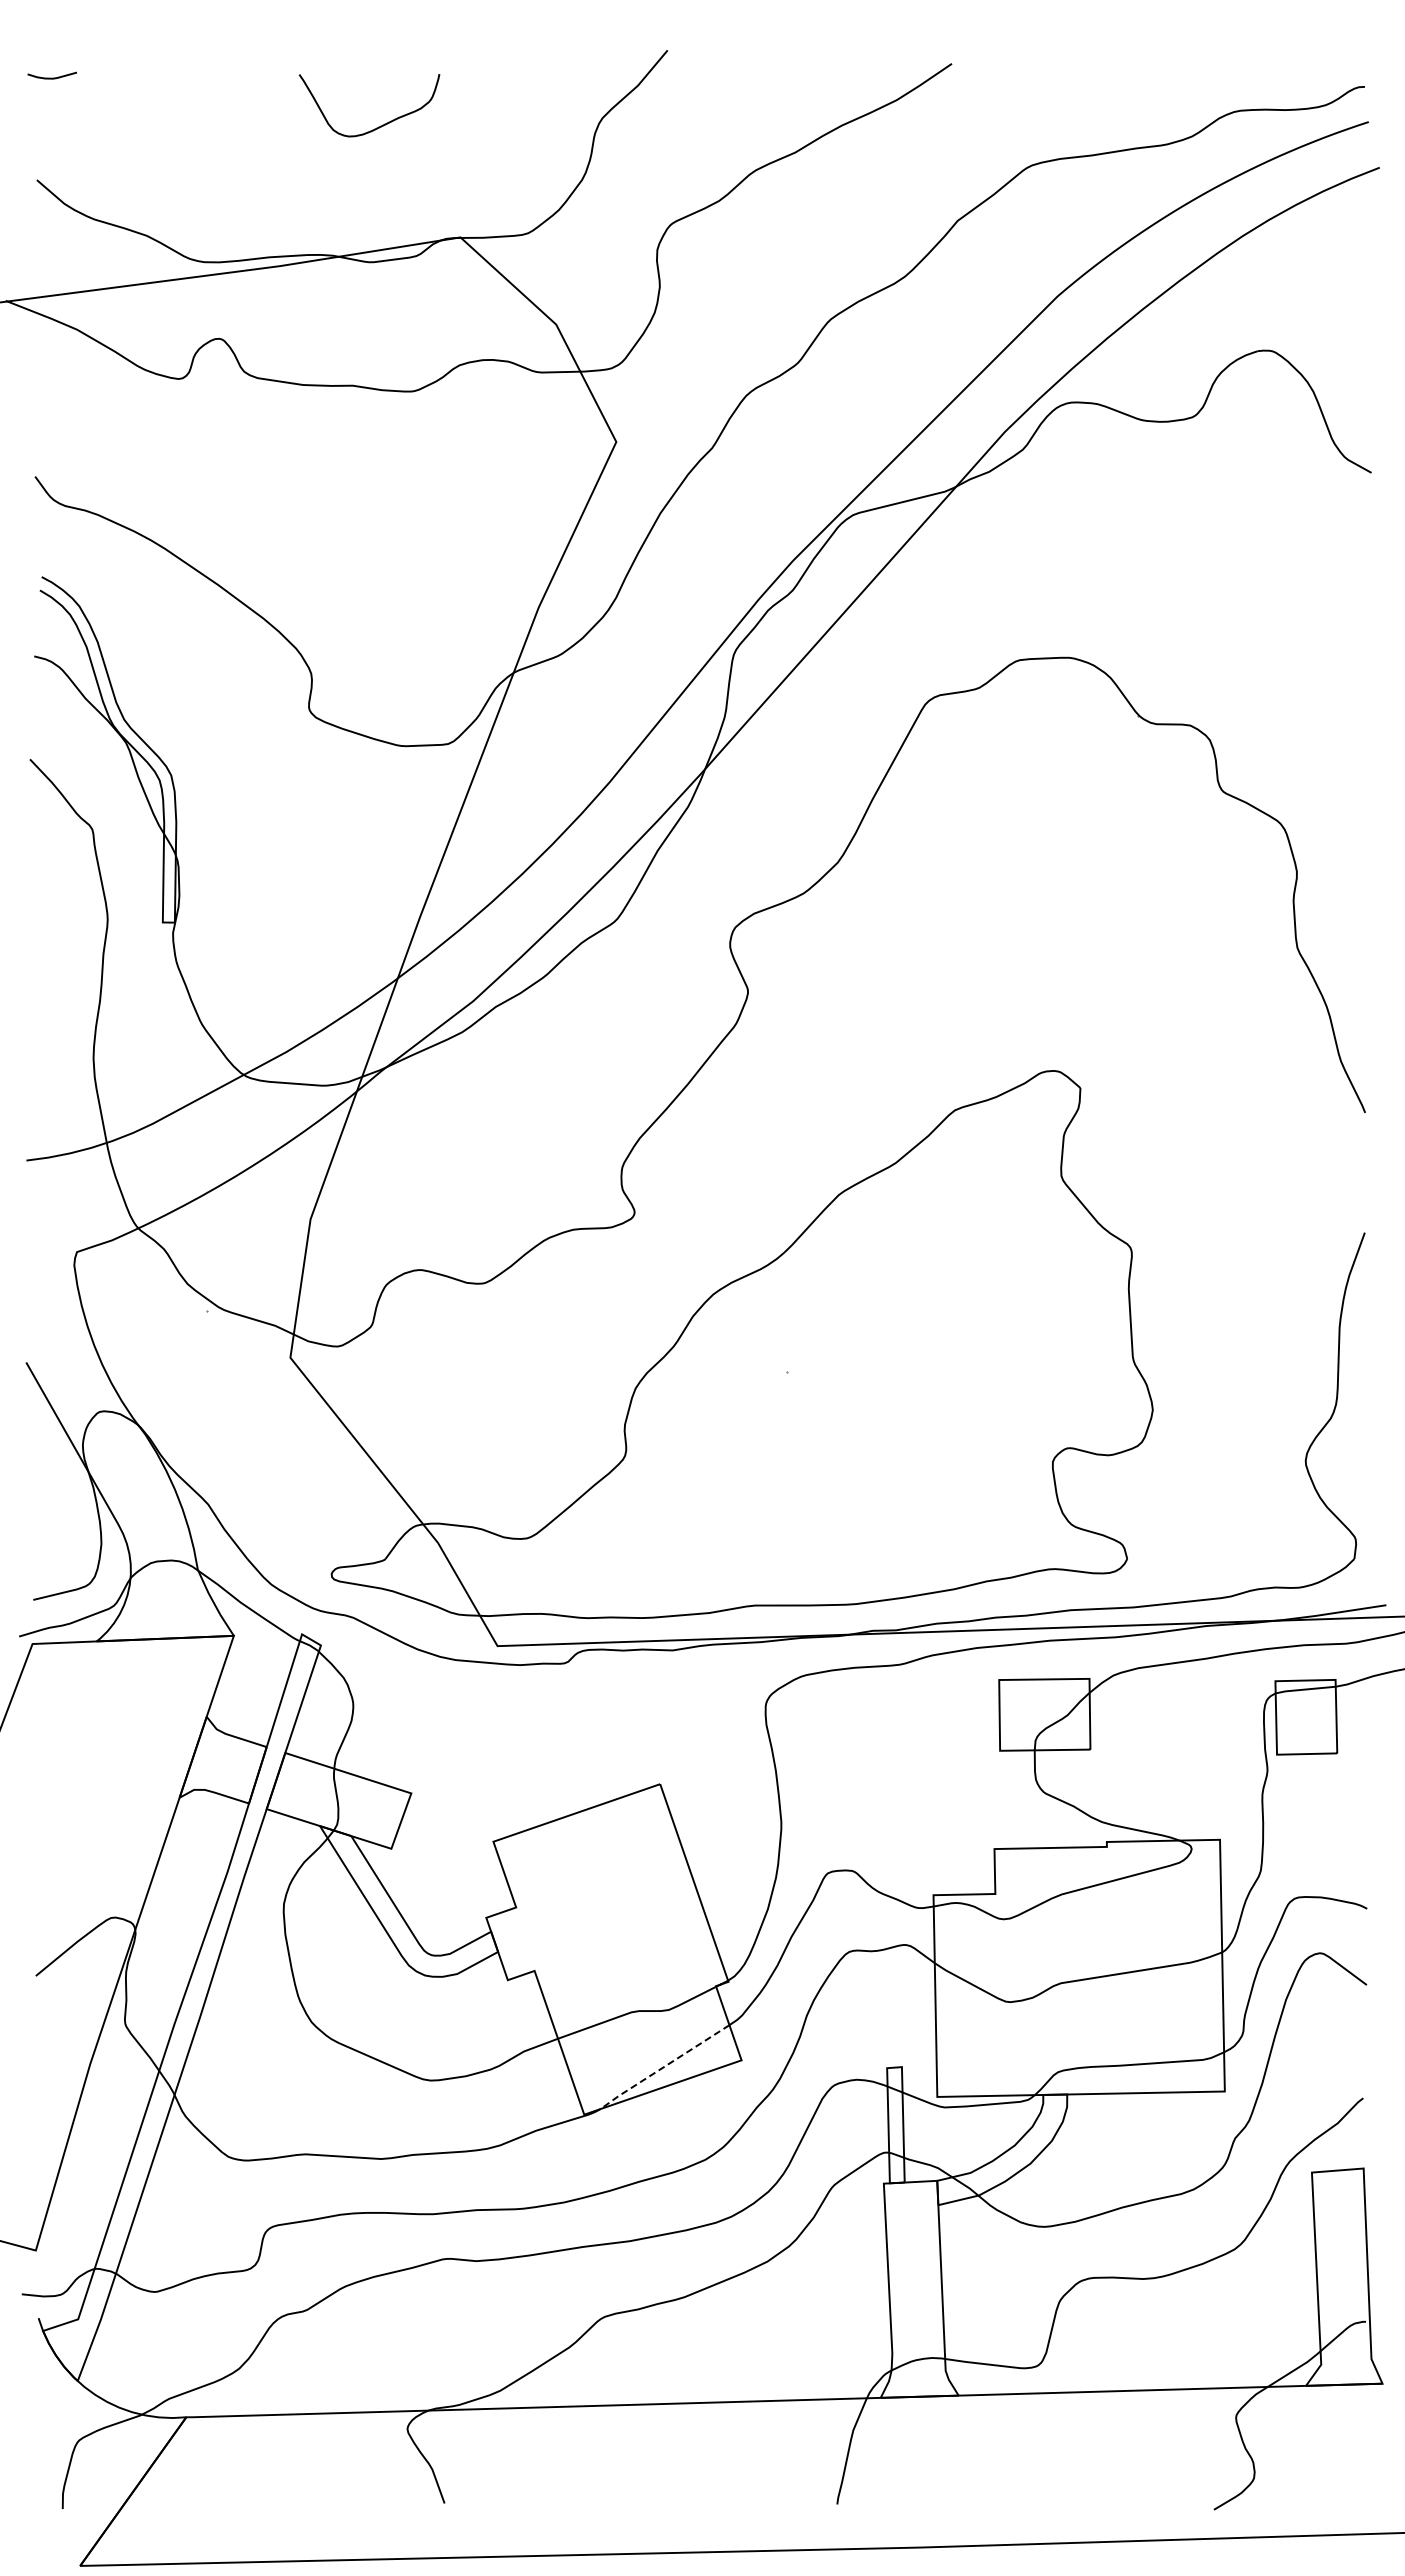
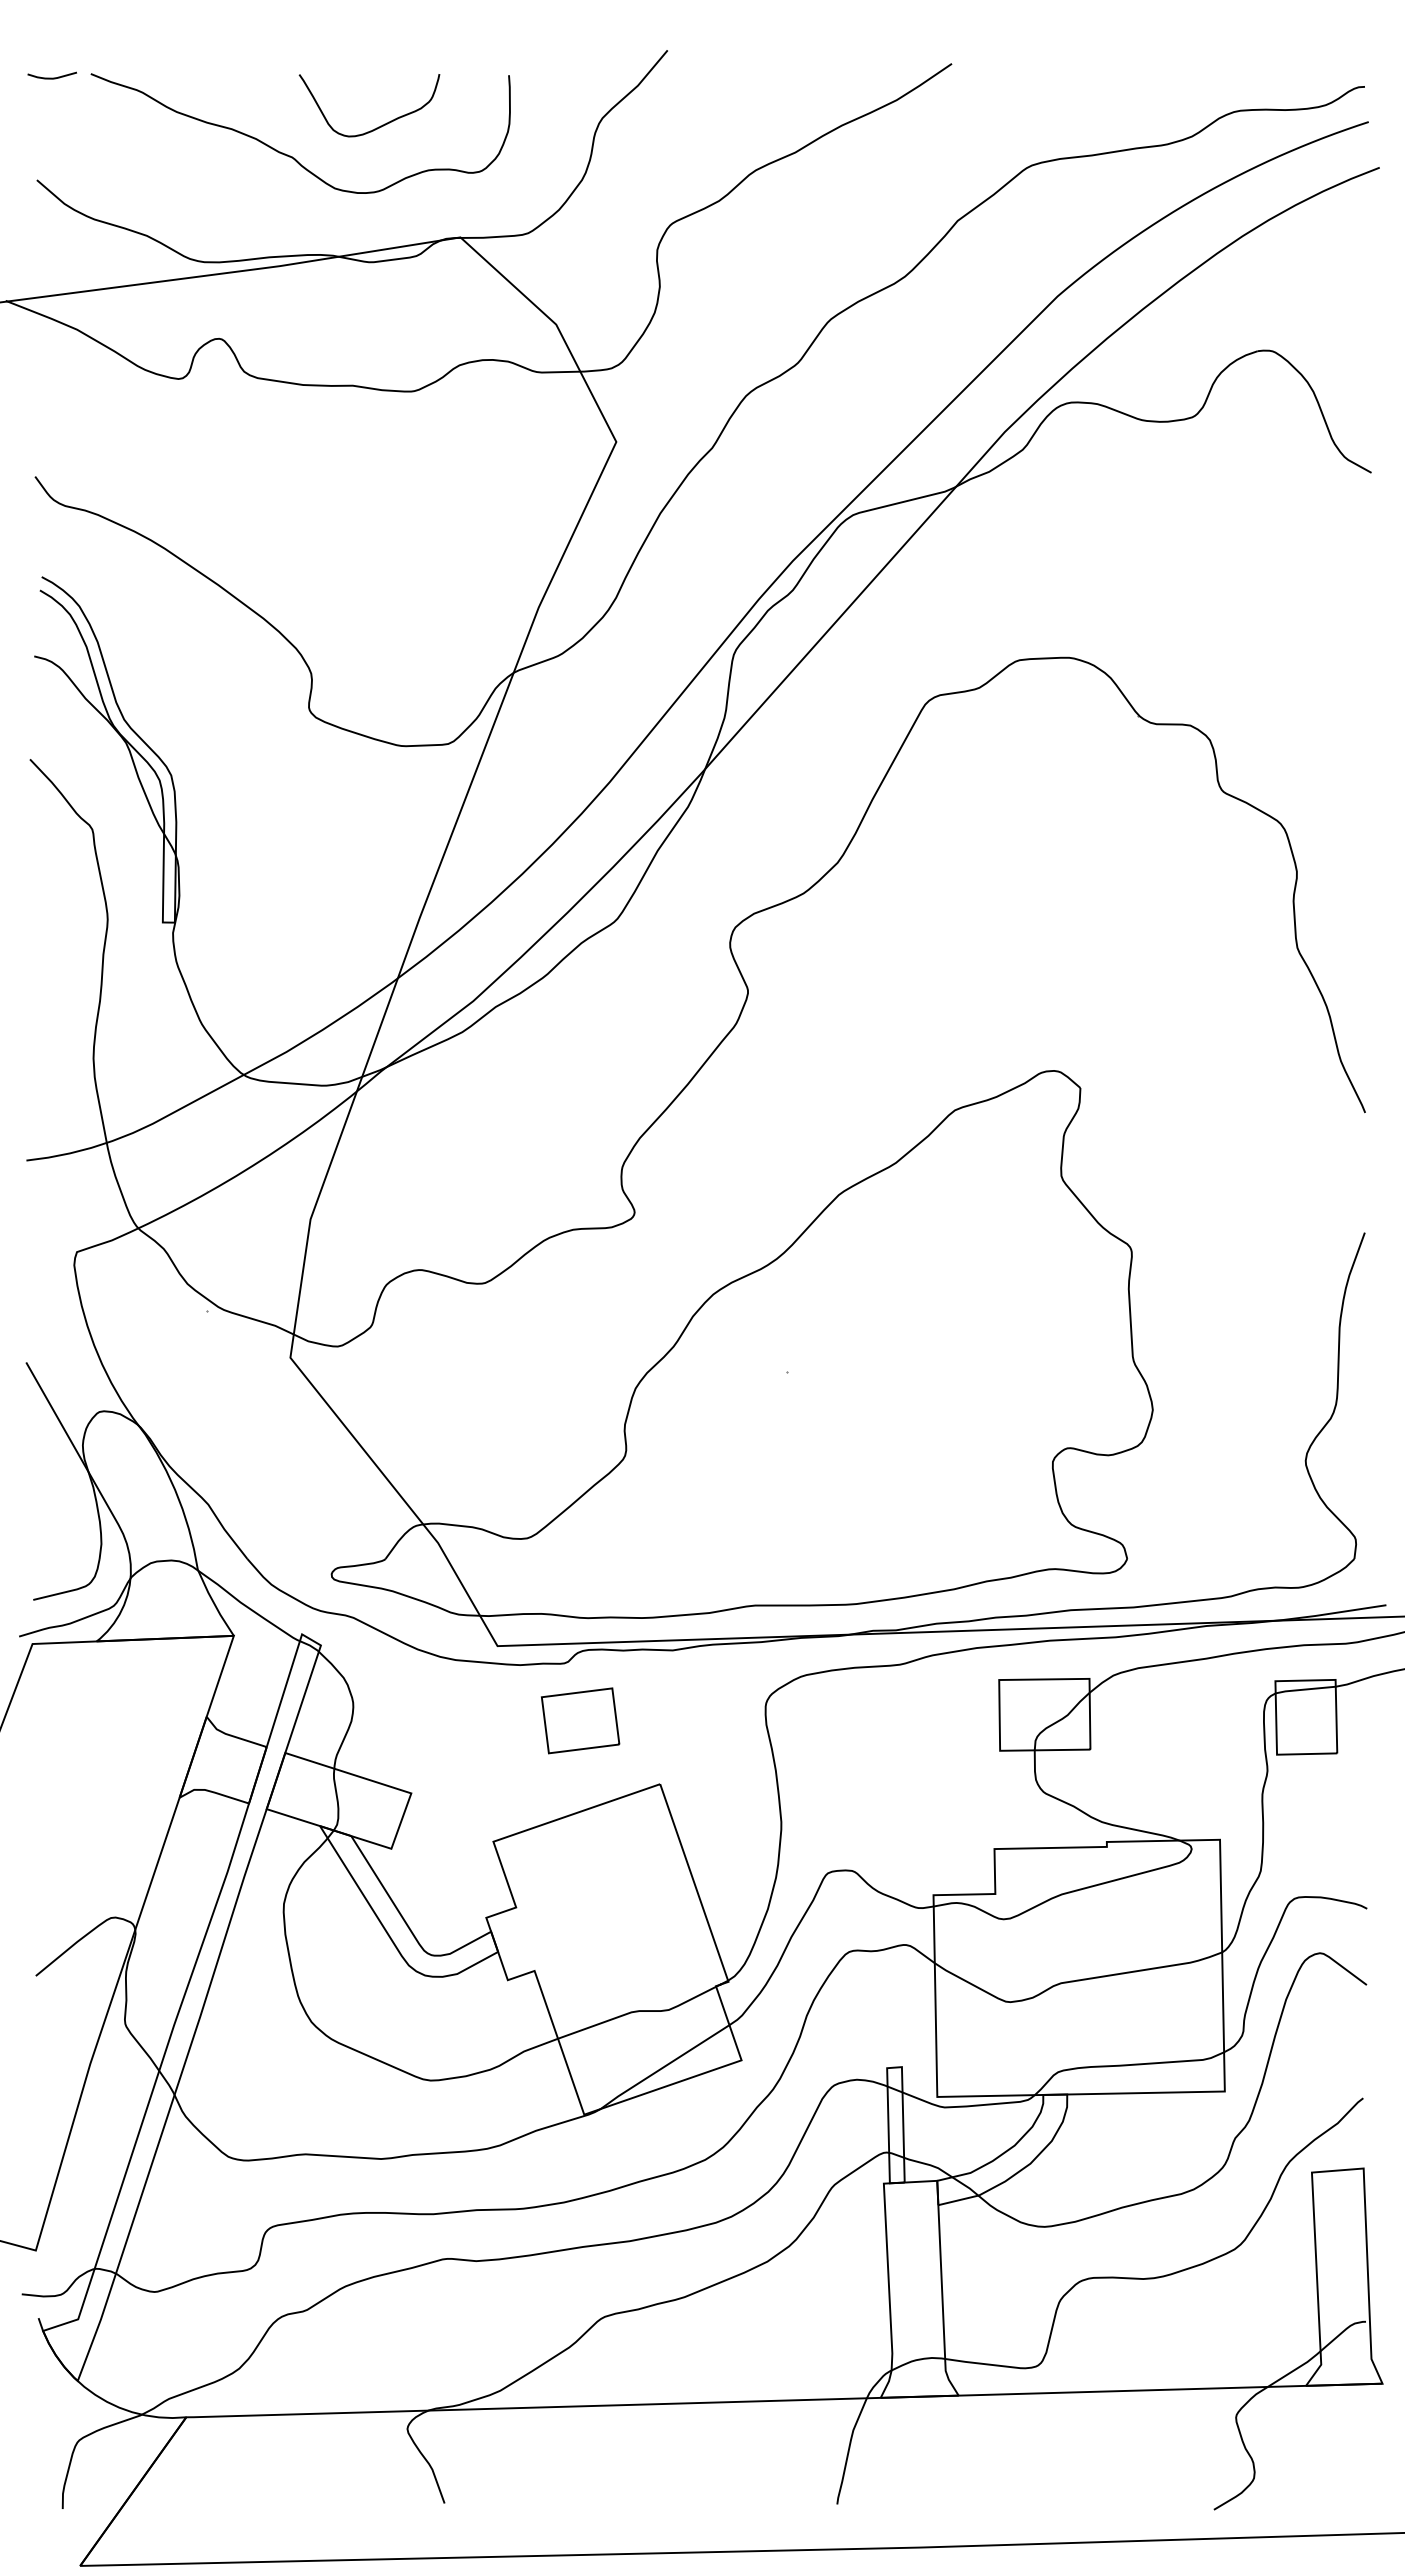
curve: none -> present (290, 155)
part: none -> present (580, 1720)
line: dashed -> solid (664, 2066)
